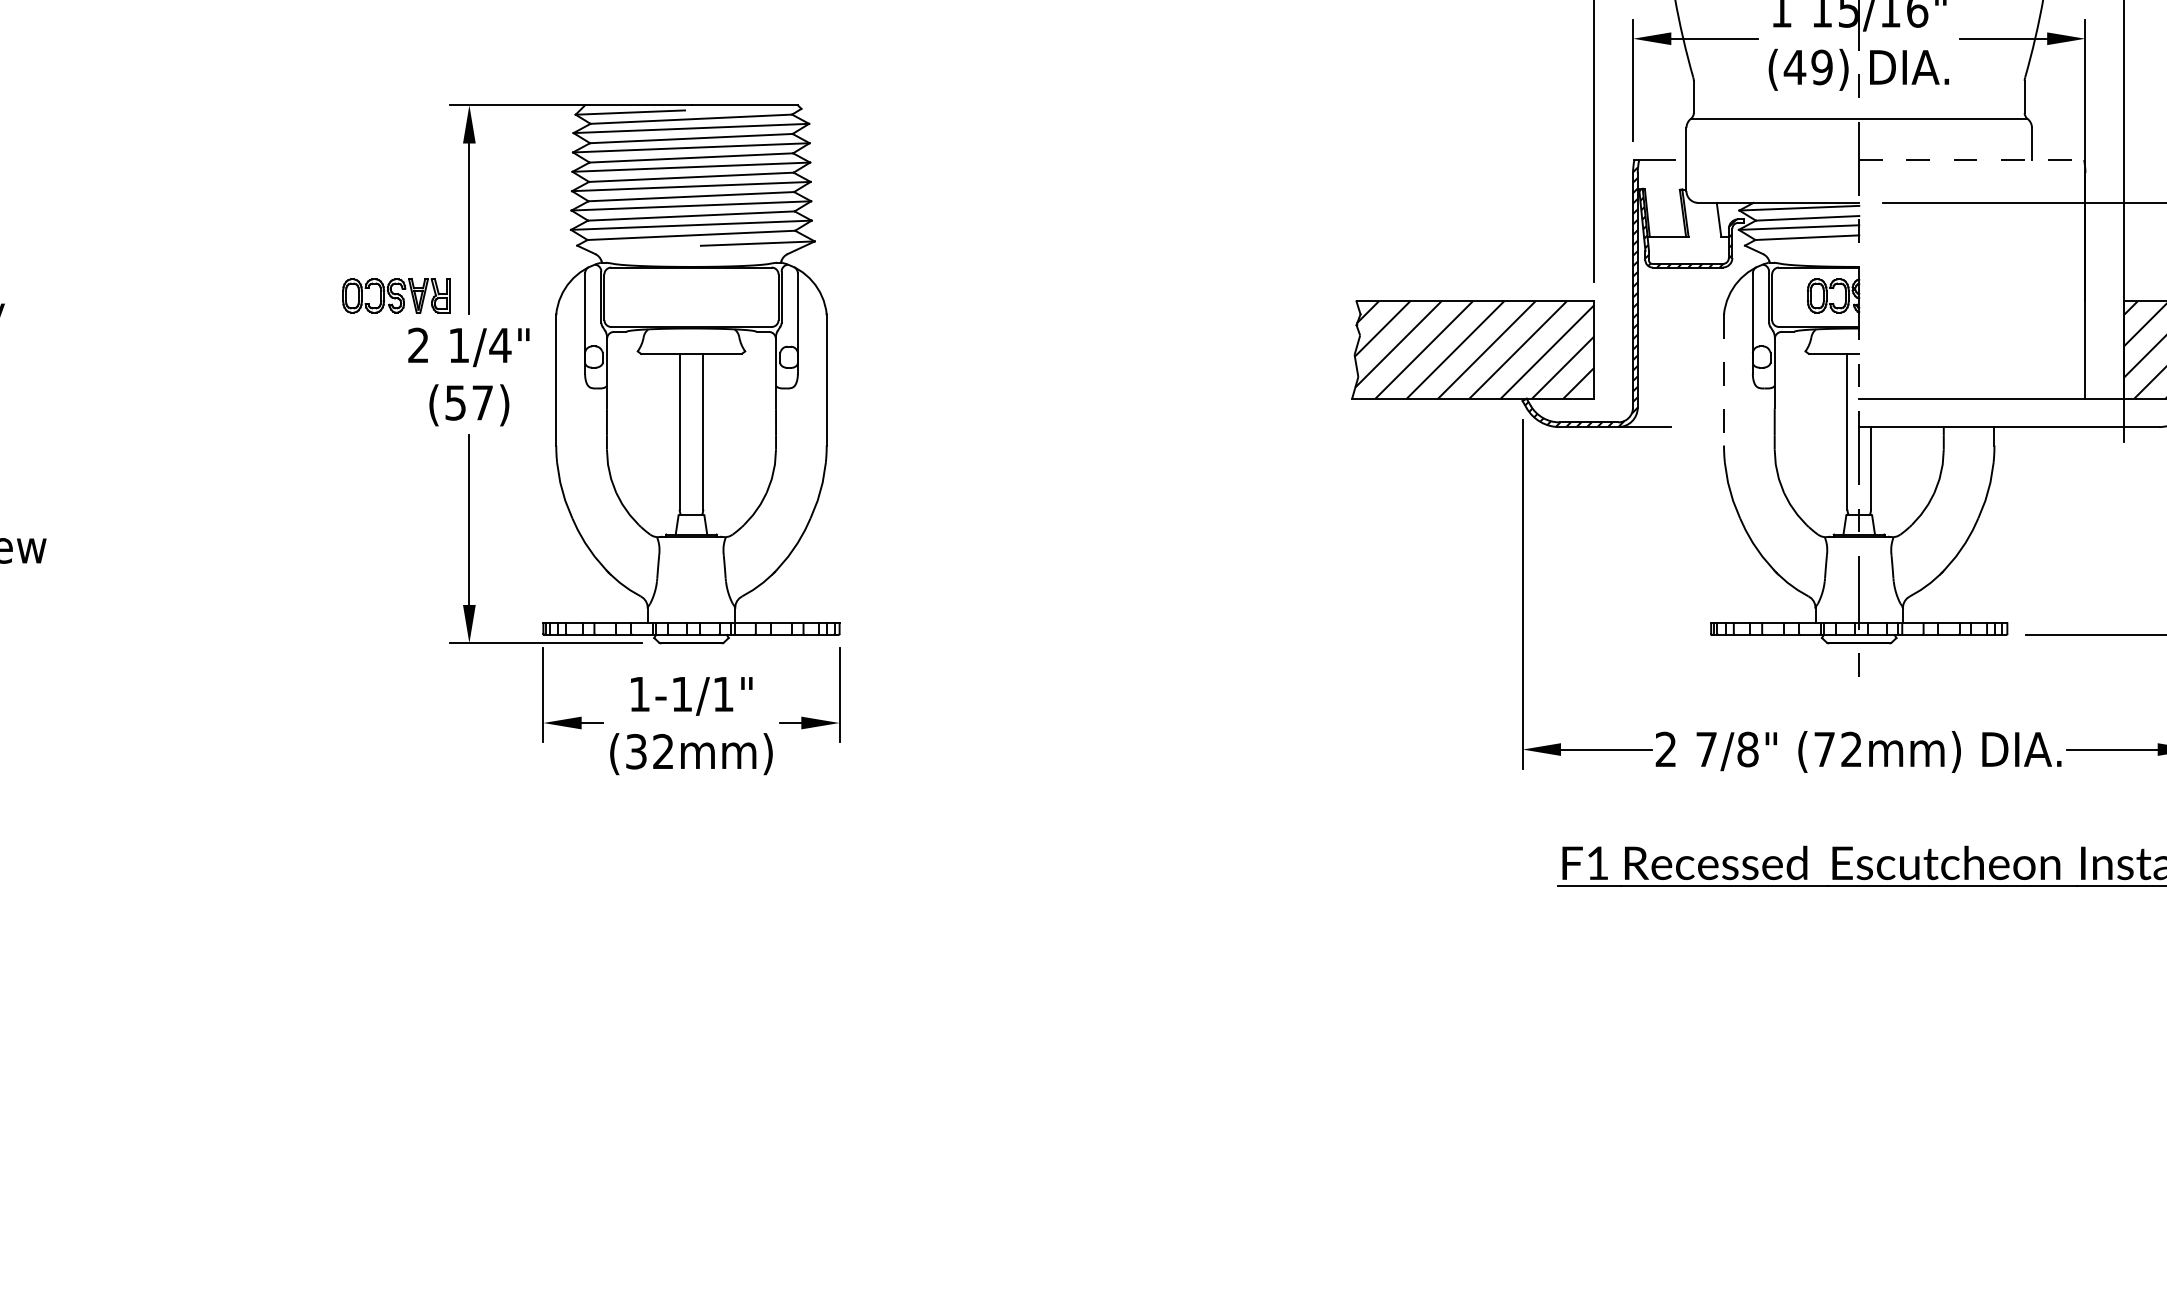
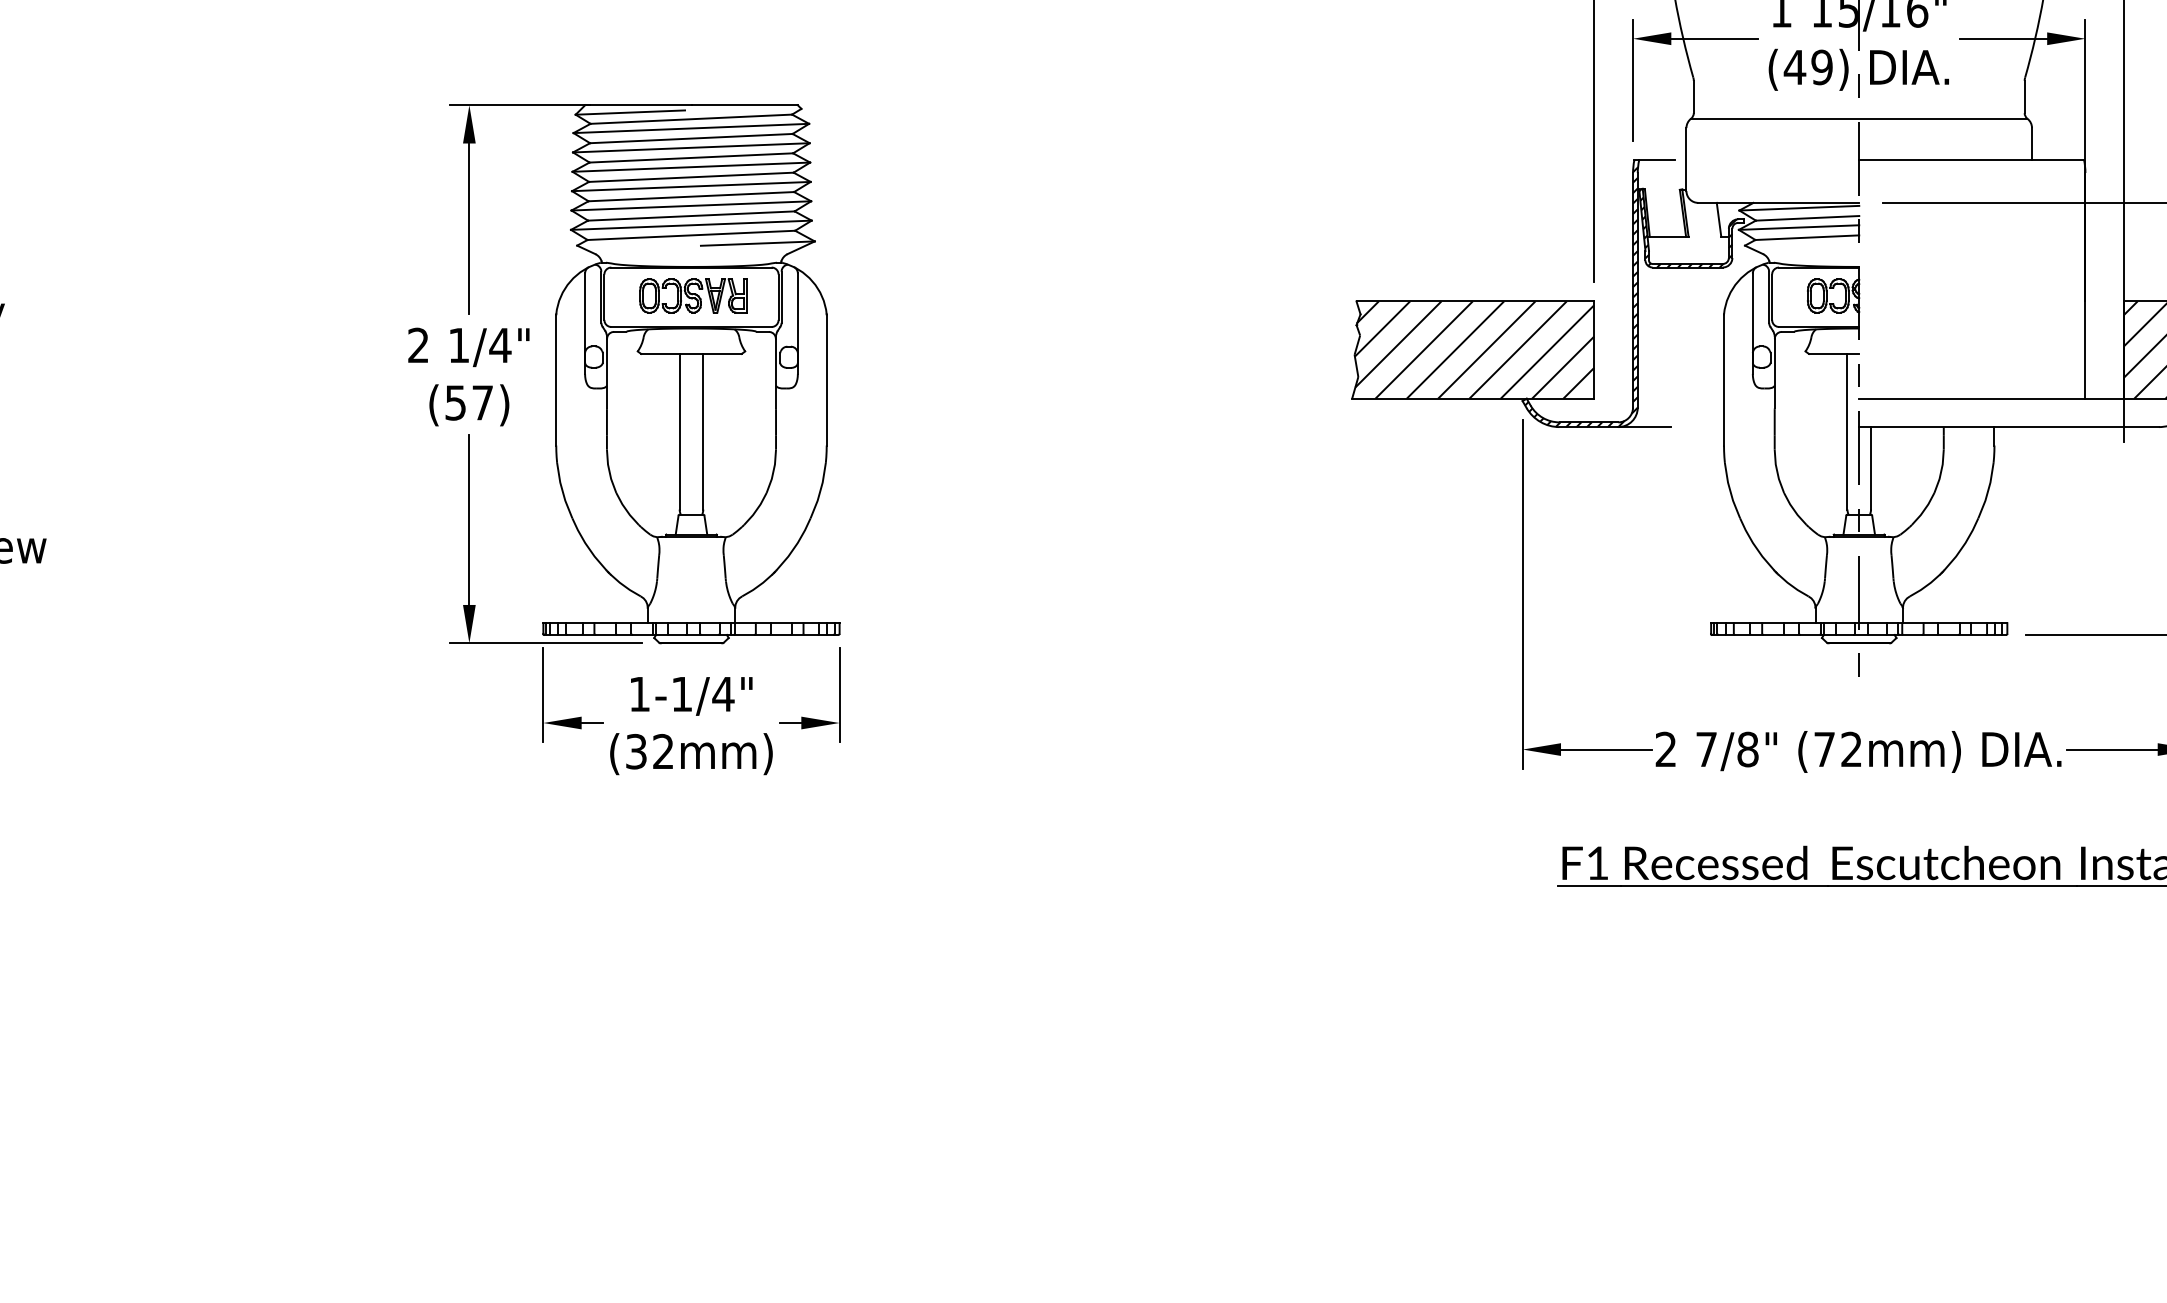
line: dashed -> solid (1972, 160)
part position: (396, 295) -> (693, 295) (693, 295)
line: dashed -> solid (1724, 380)
text: 1-1/1" -> 1-1/4" (723, 694)
